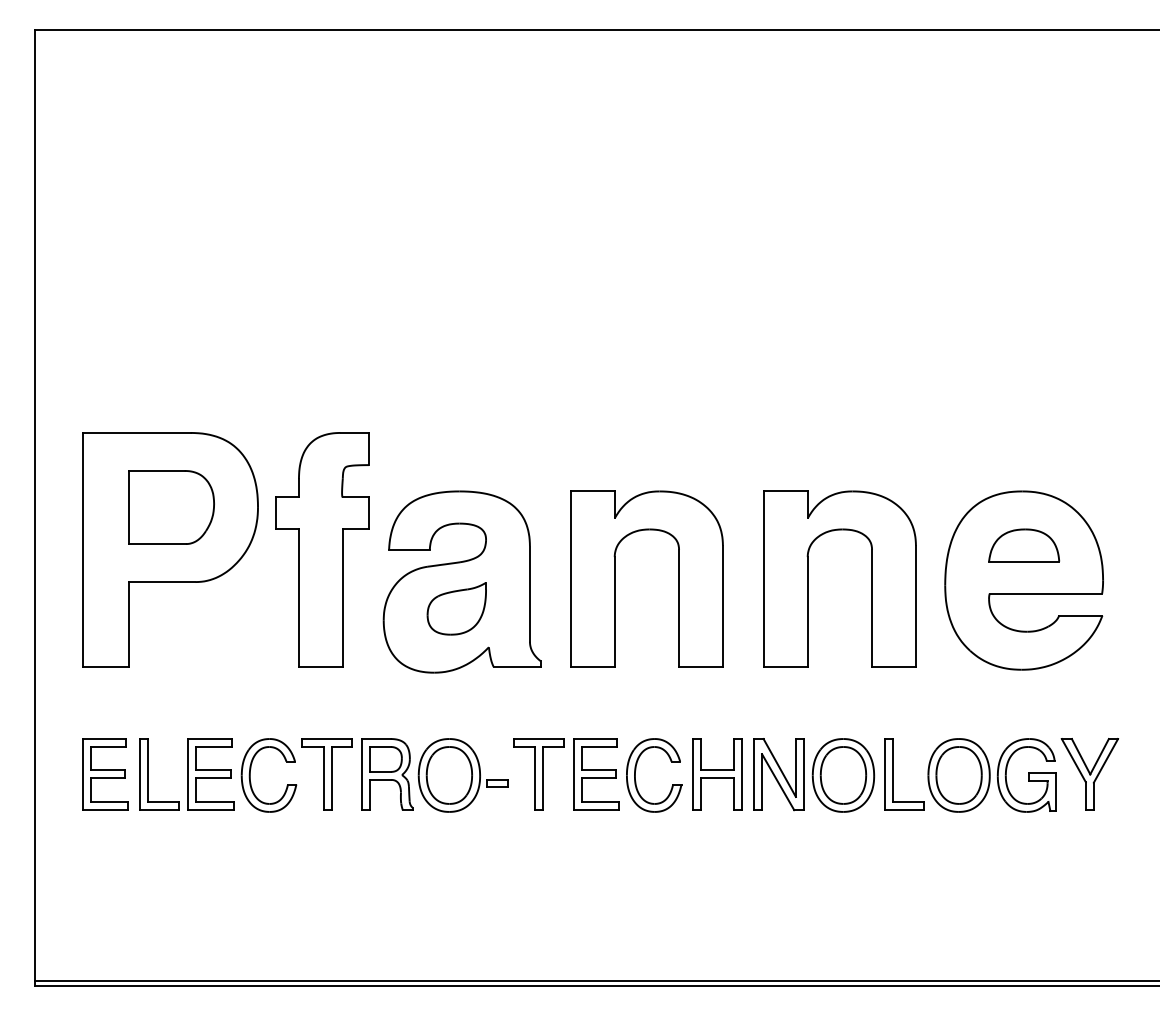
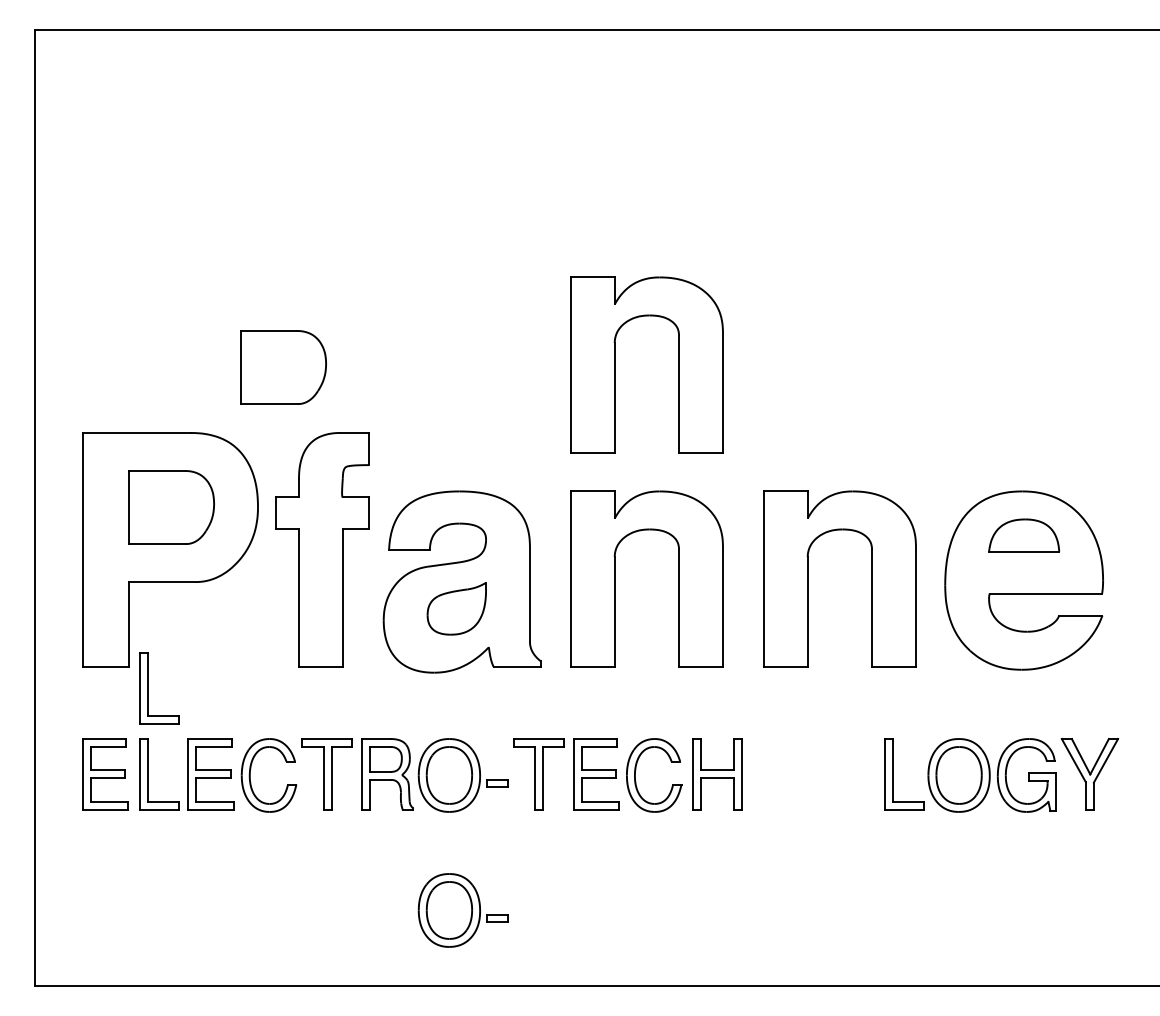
part: none -> present (615, 364)
part: none -> present (283, 367)
part position: (1024, 545) -> (1024, 535) (1024, 535)
part: none -> present (148, 688)
part: present -> none (814, 775)
part: none -> present (462, 910)
line: present -> none (595, 980)
